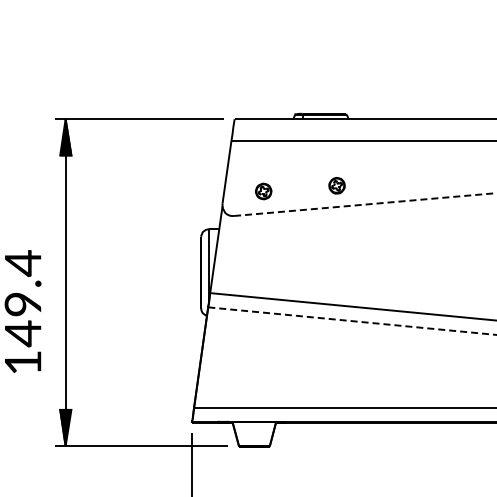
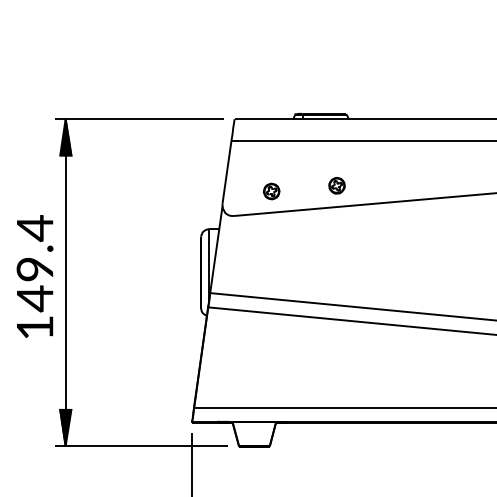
part position: (263, 191) -> (271, 191) (271, 191)
line: dashed -> solid (365, 204)
text position: (22, 311) -> (34, 276) (34, 276)
line: dashed -> solid (352, 321)
